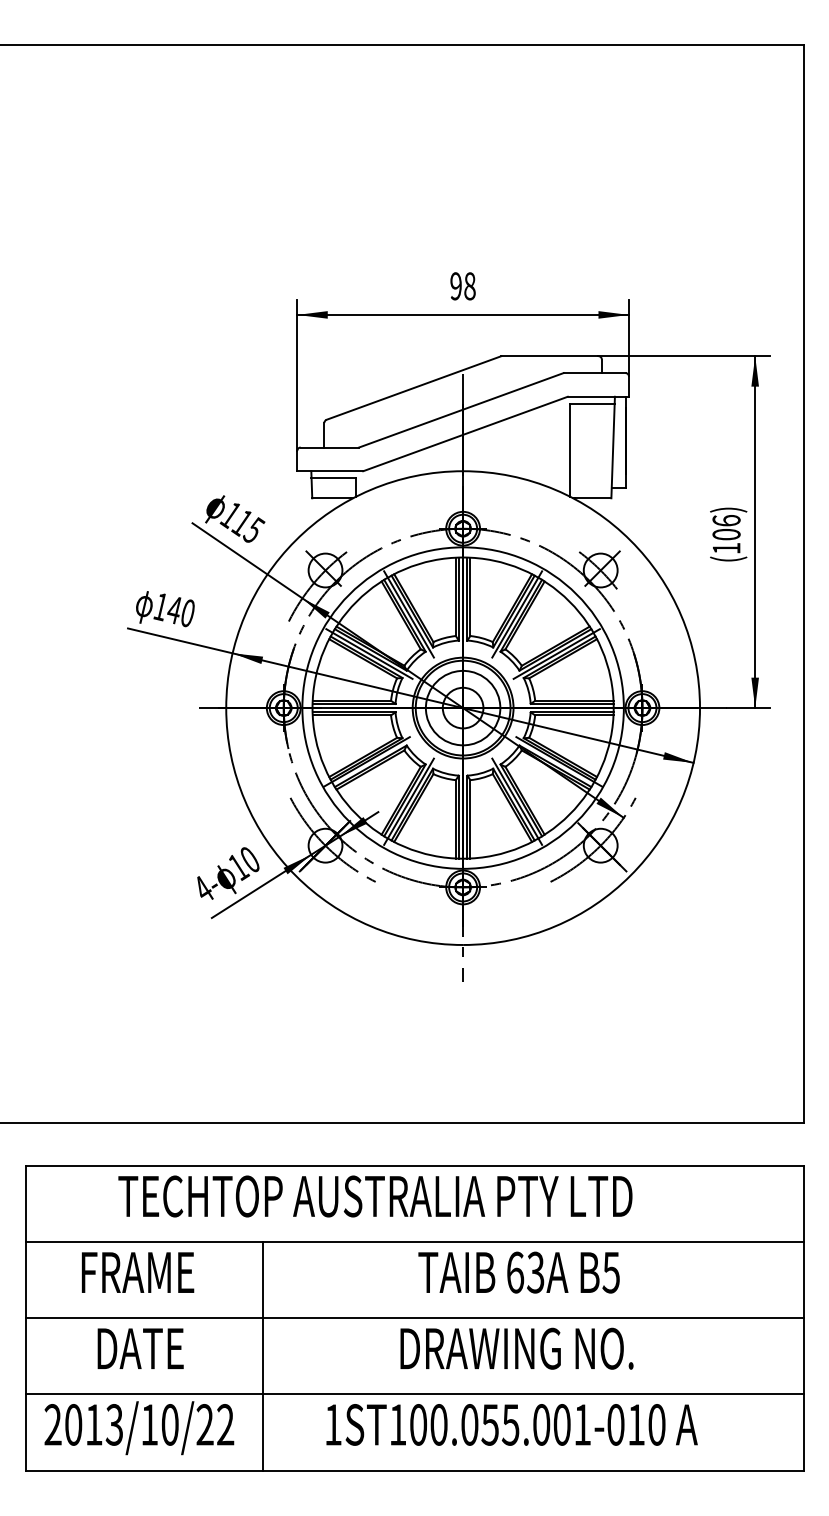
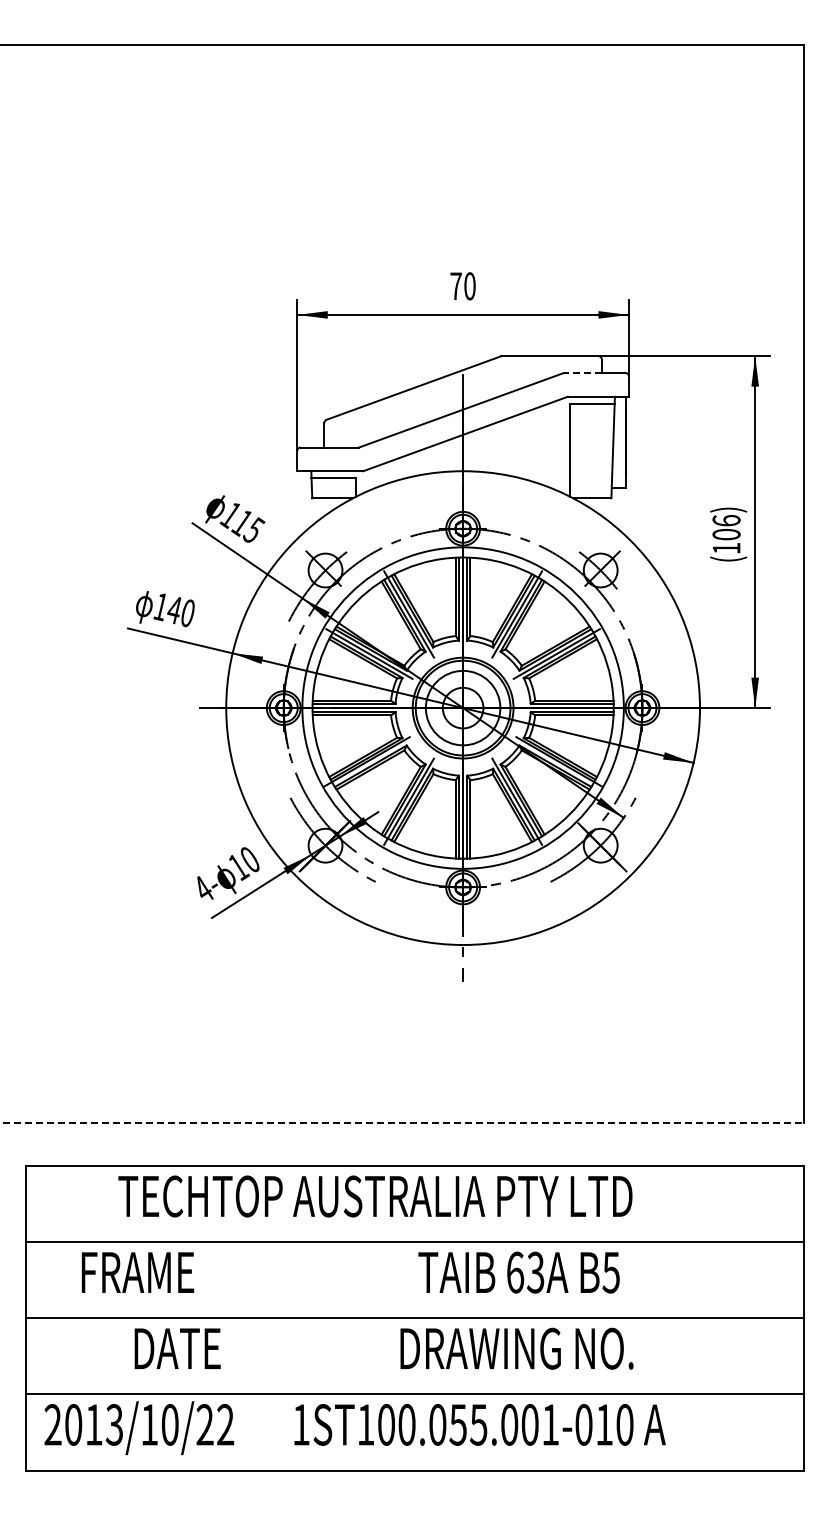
text: 98 -> 70 (462, 286)
line: solid -> dashed (582, 373)
line: solid -> dashed (402, 1122)
text position: (140, 1348) -> (177, 1348) (177, 1348)
line: present -> none (262, 1356)
text position: (511, 1424) -> (479, 1424) (479, 1424)
